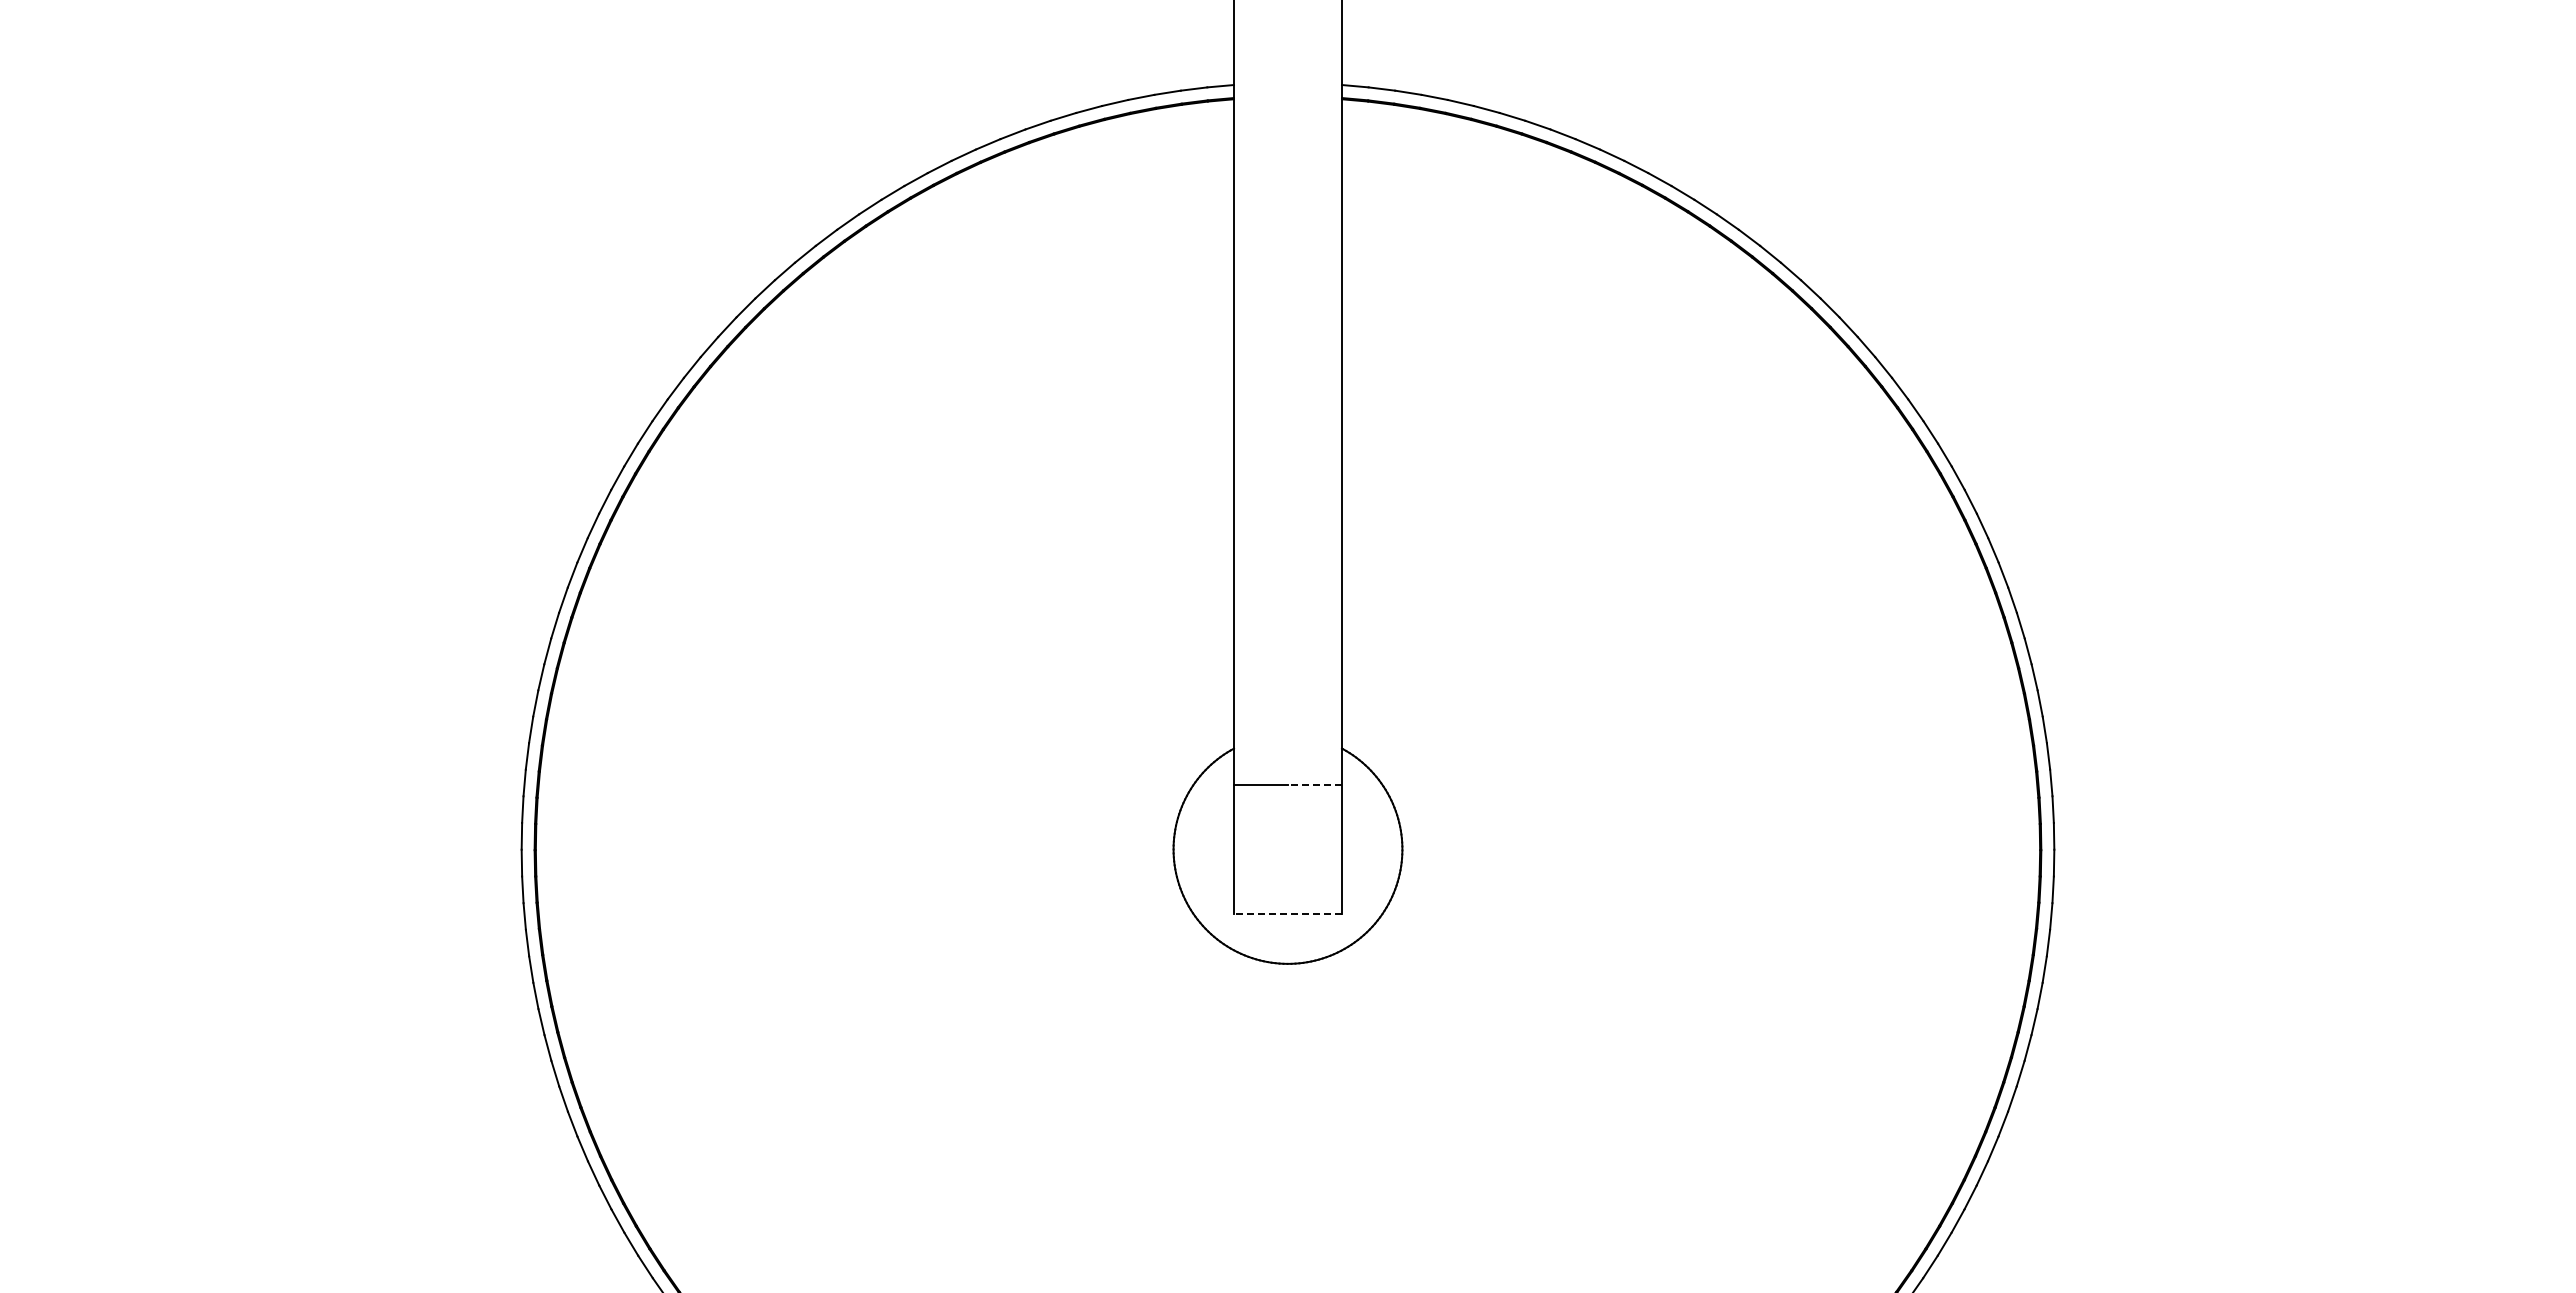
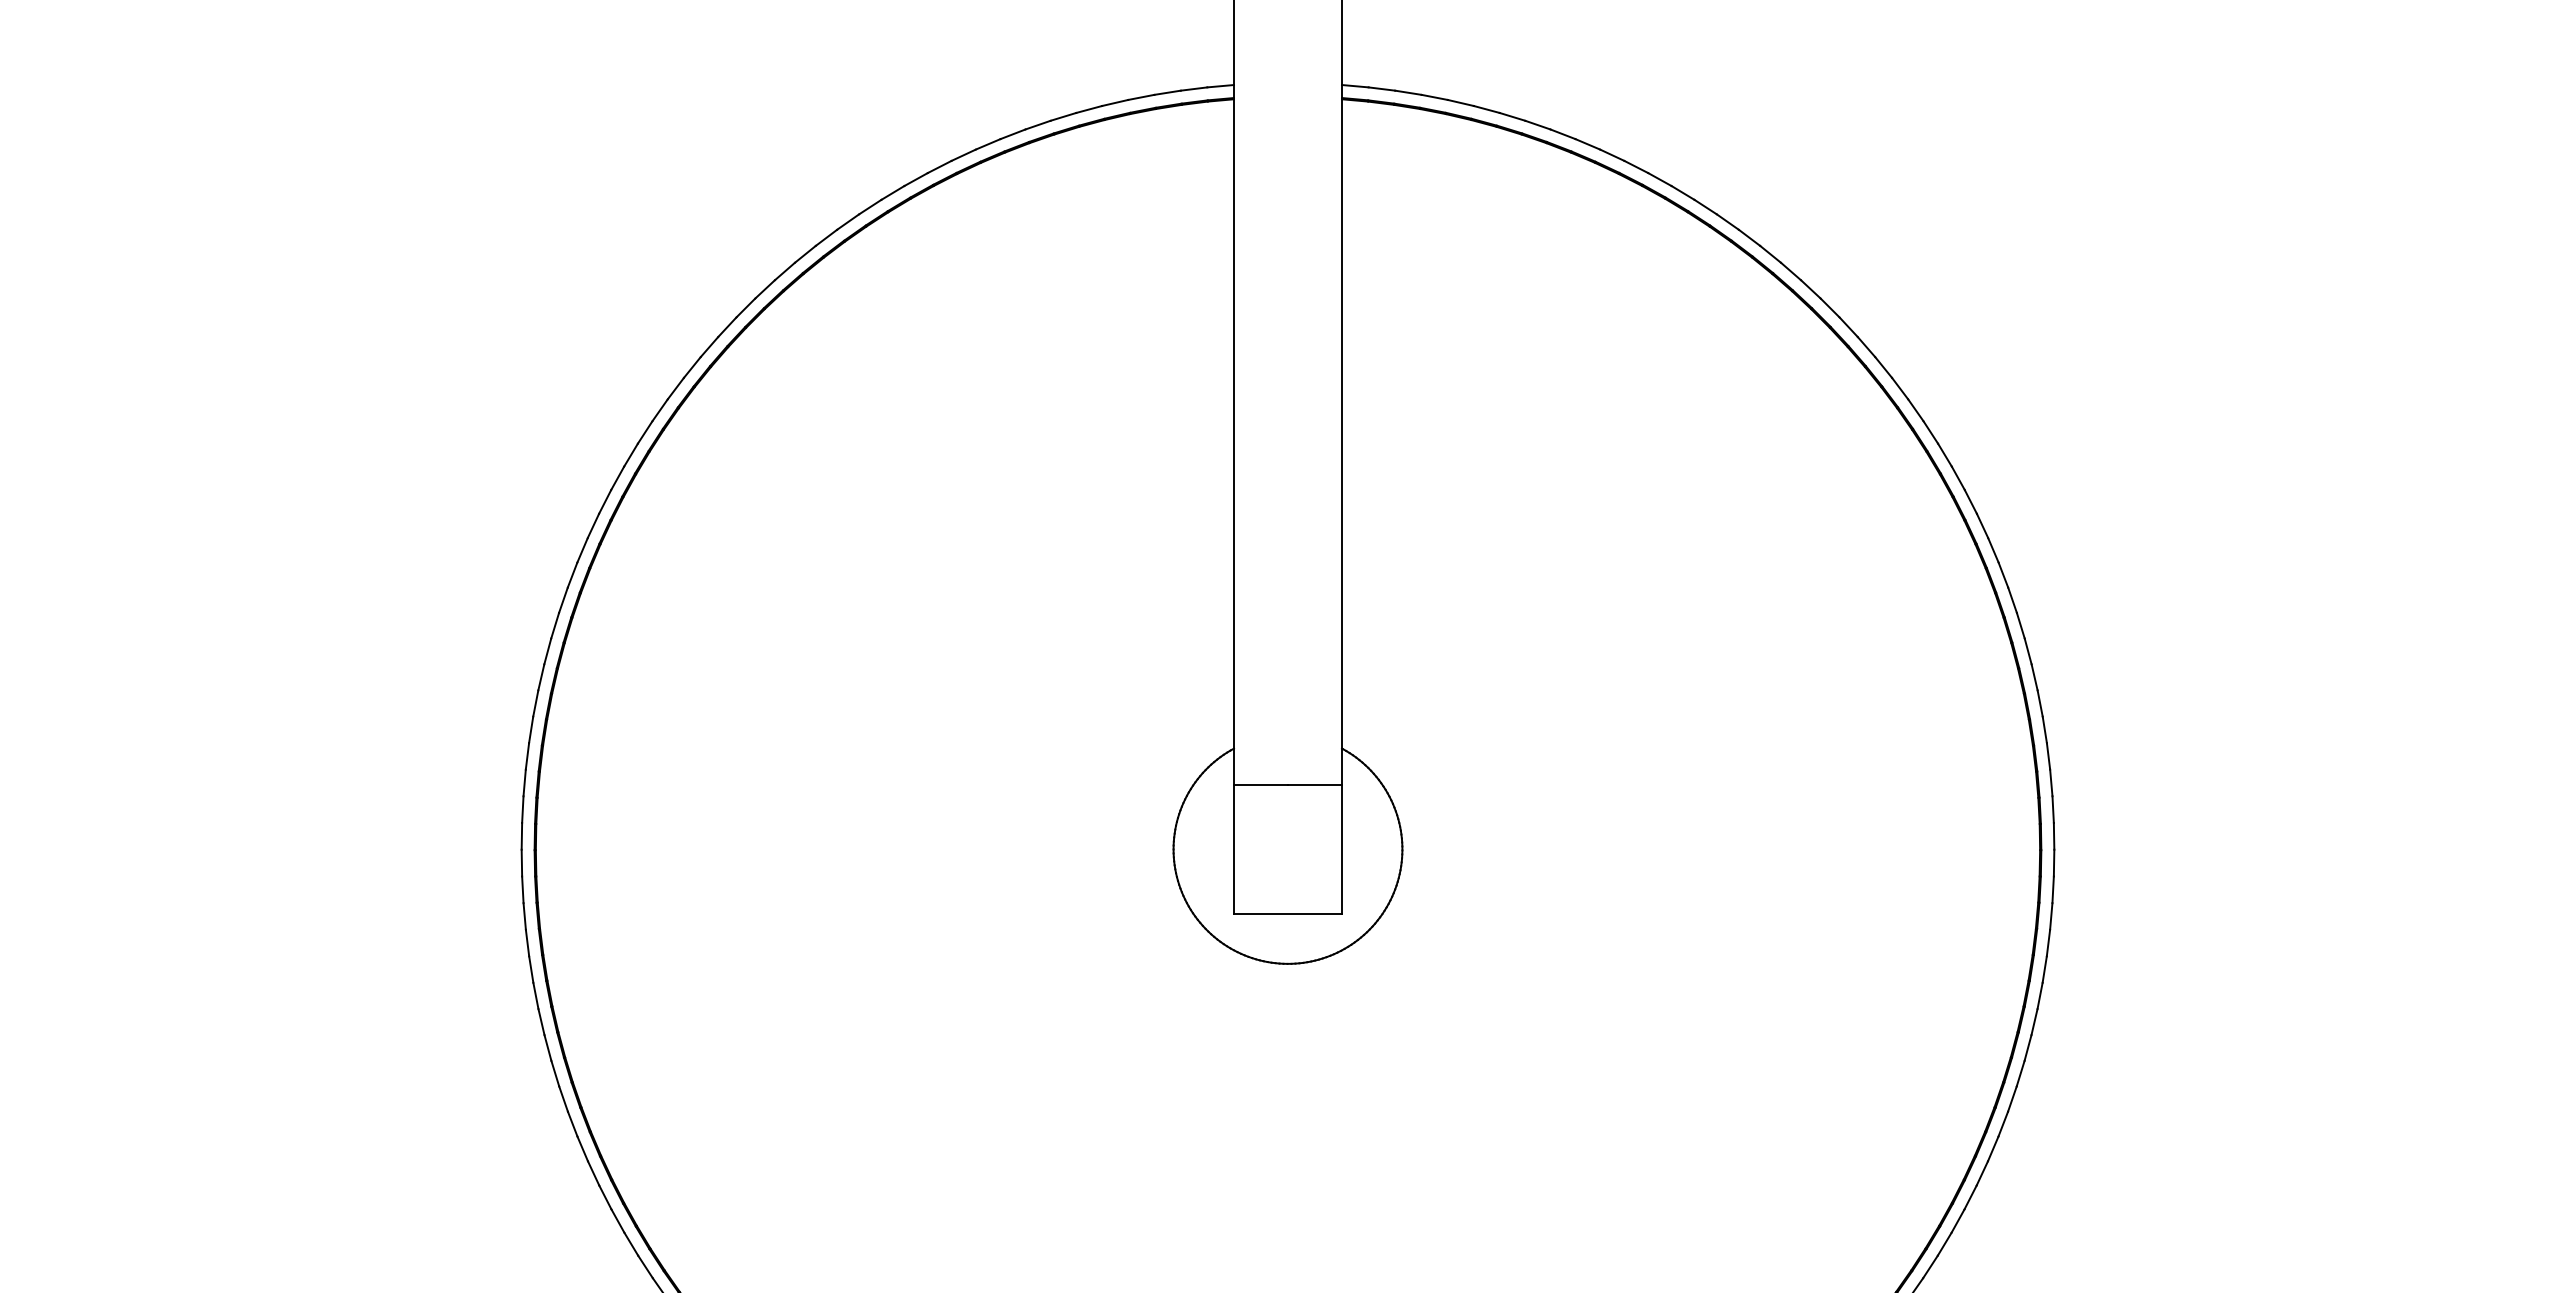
line: dashed -> solid (1315, 784)
line: dashed -> solid (1287, 914)
